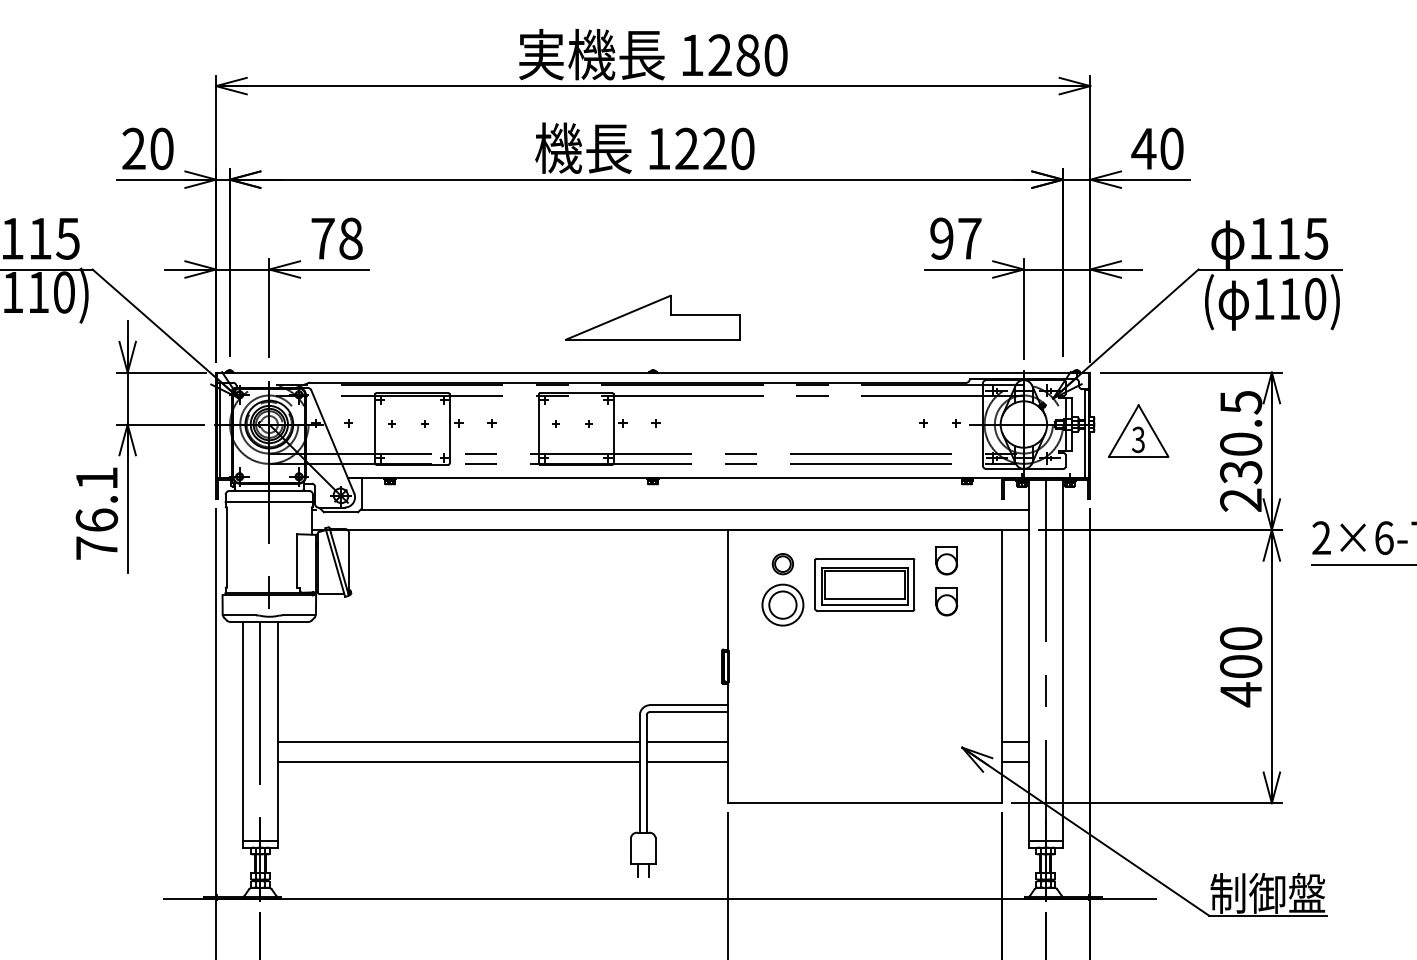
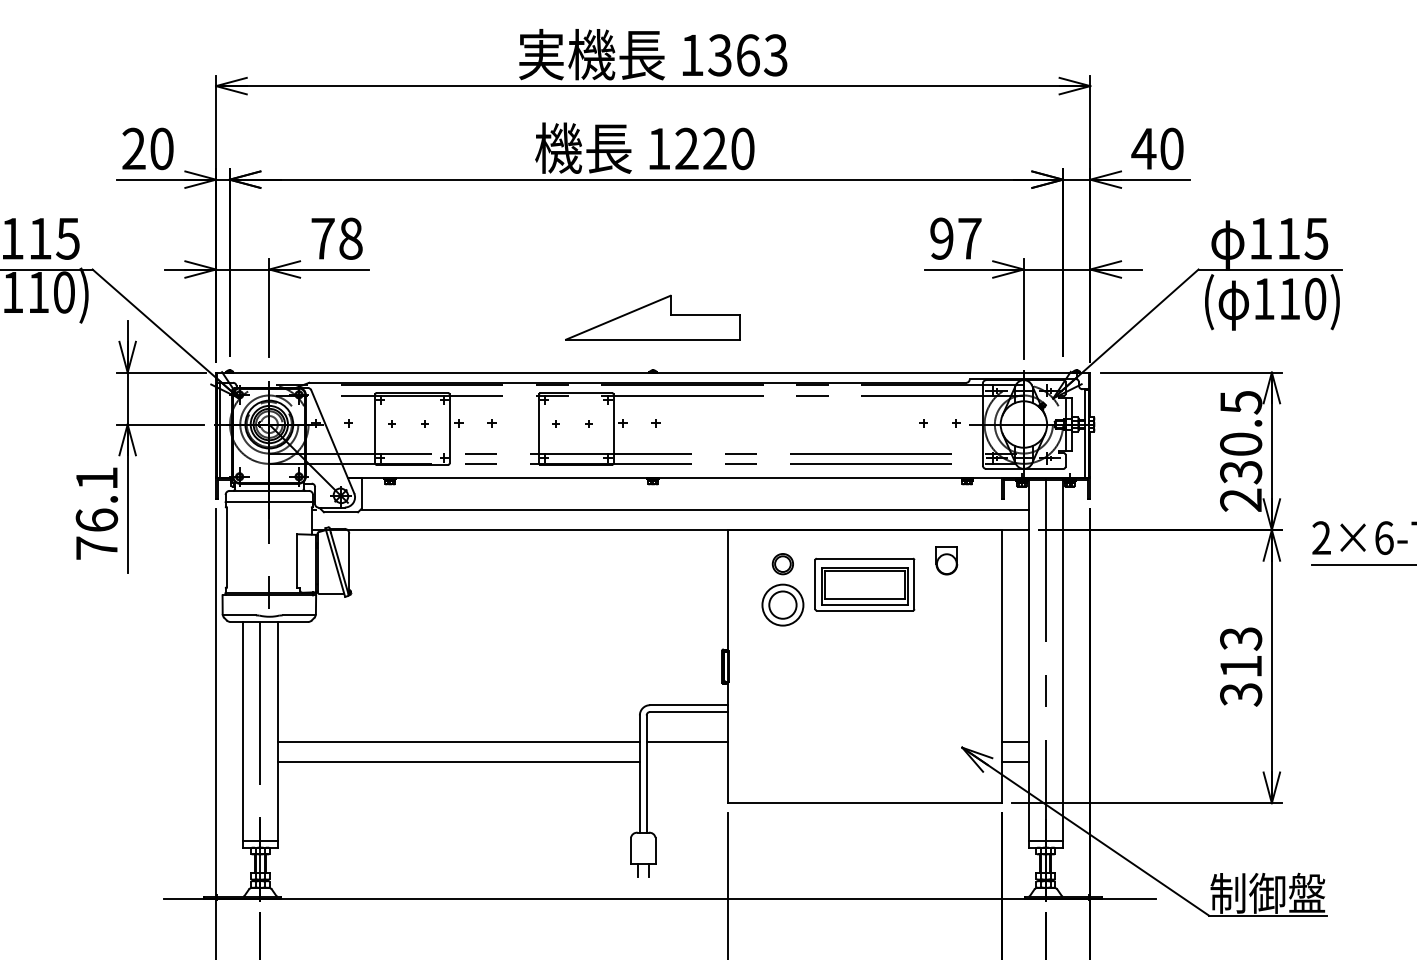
text: 1280 -> 1363 (747, 55)
part: present -> none (1138, 430)
part: present -> none (946, 601)
text: 400 -> 313 (1241, 667)
line: present -> none (687, 762)
